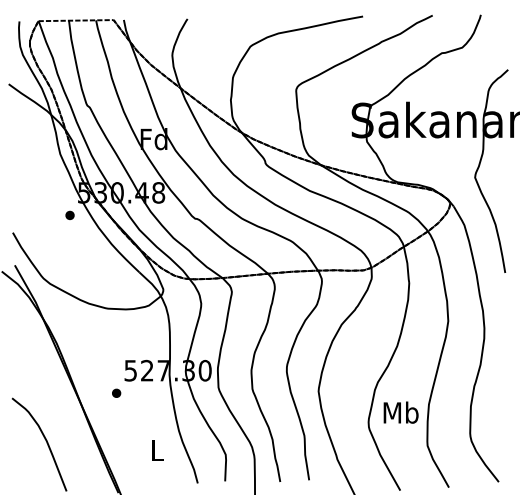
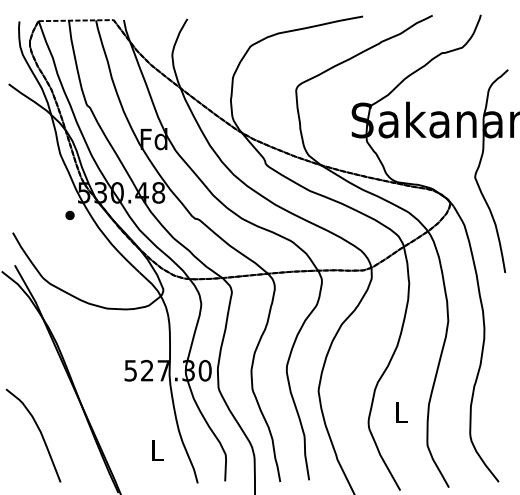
part: present -> none (116, 392)
text: Mb -> L (400, 412)
curve position: (45, 441) -> (39, 432) (39, 432)
